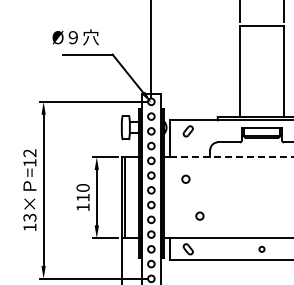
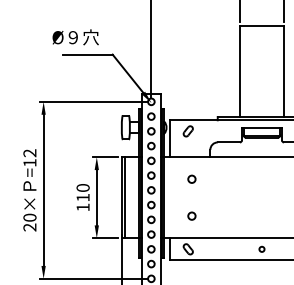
line: dashed -> solid (231, 157)
circle position: (185, 178) -> (191, 178) (191, 178)
circle position: (199, 215) -> (191, 215) (191, 215)
text: 13× -> 20× (29, 222)
